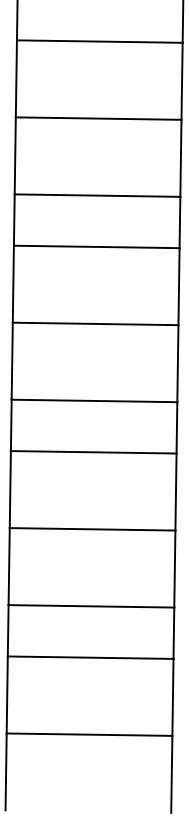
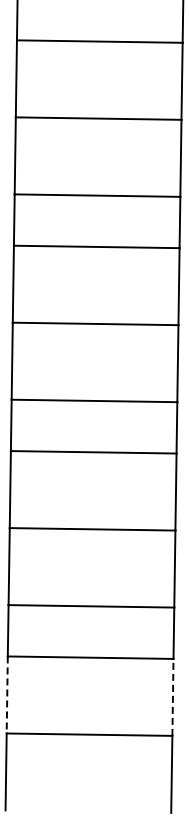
line: solid -> dashed (7, 694)
line: solid -> dashed (172, 696)
